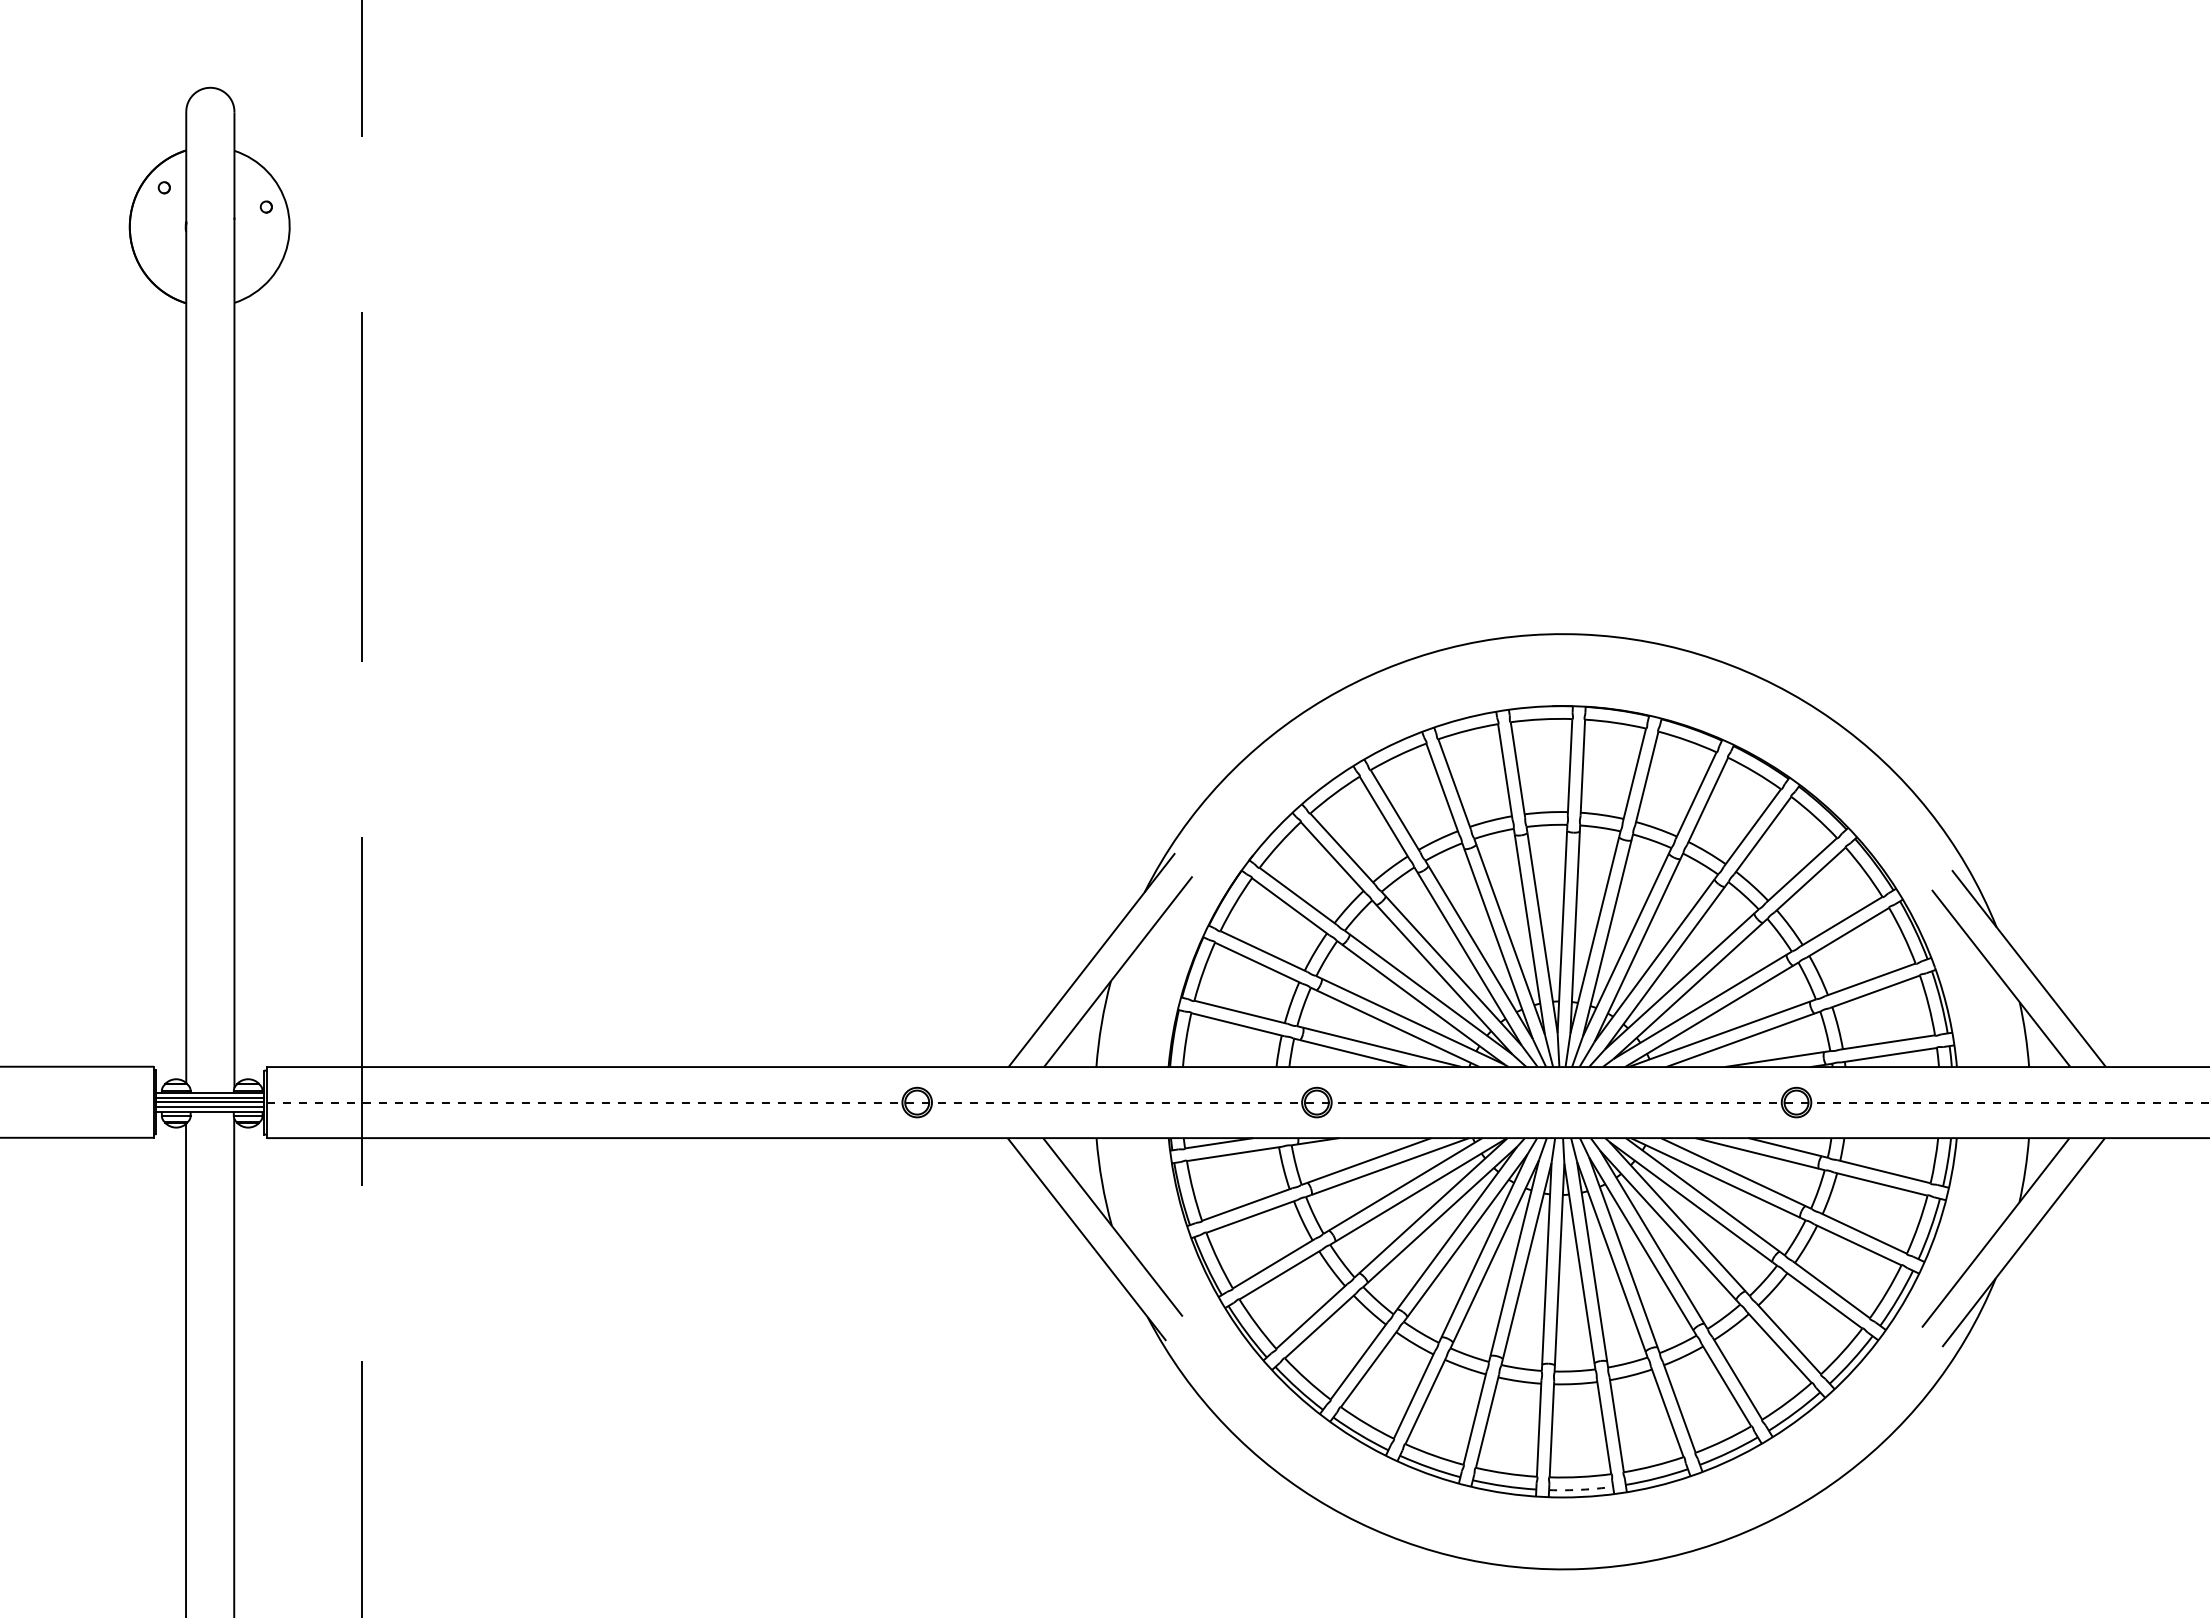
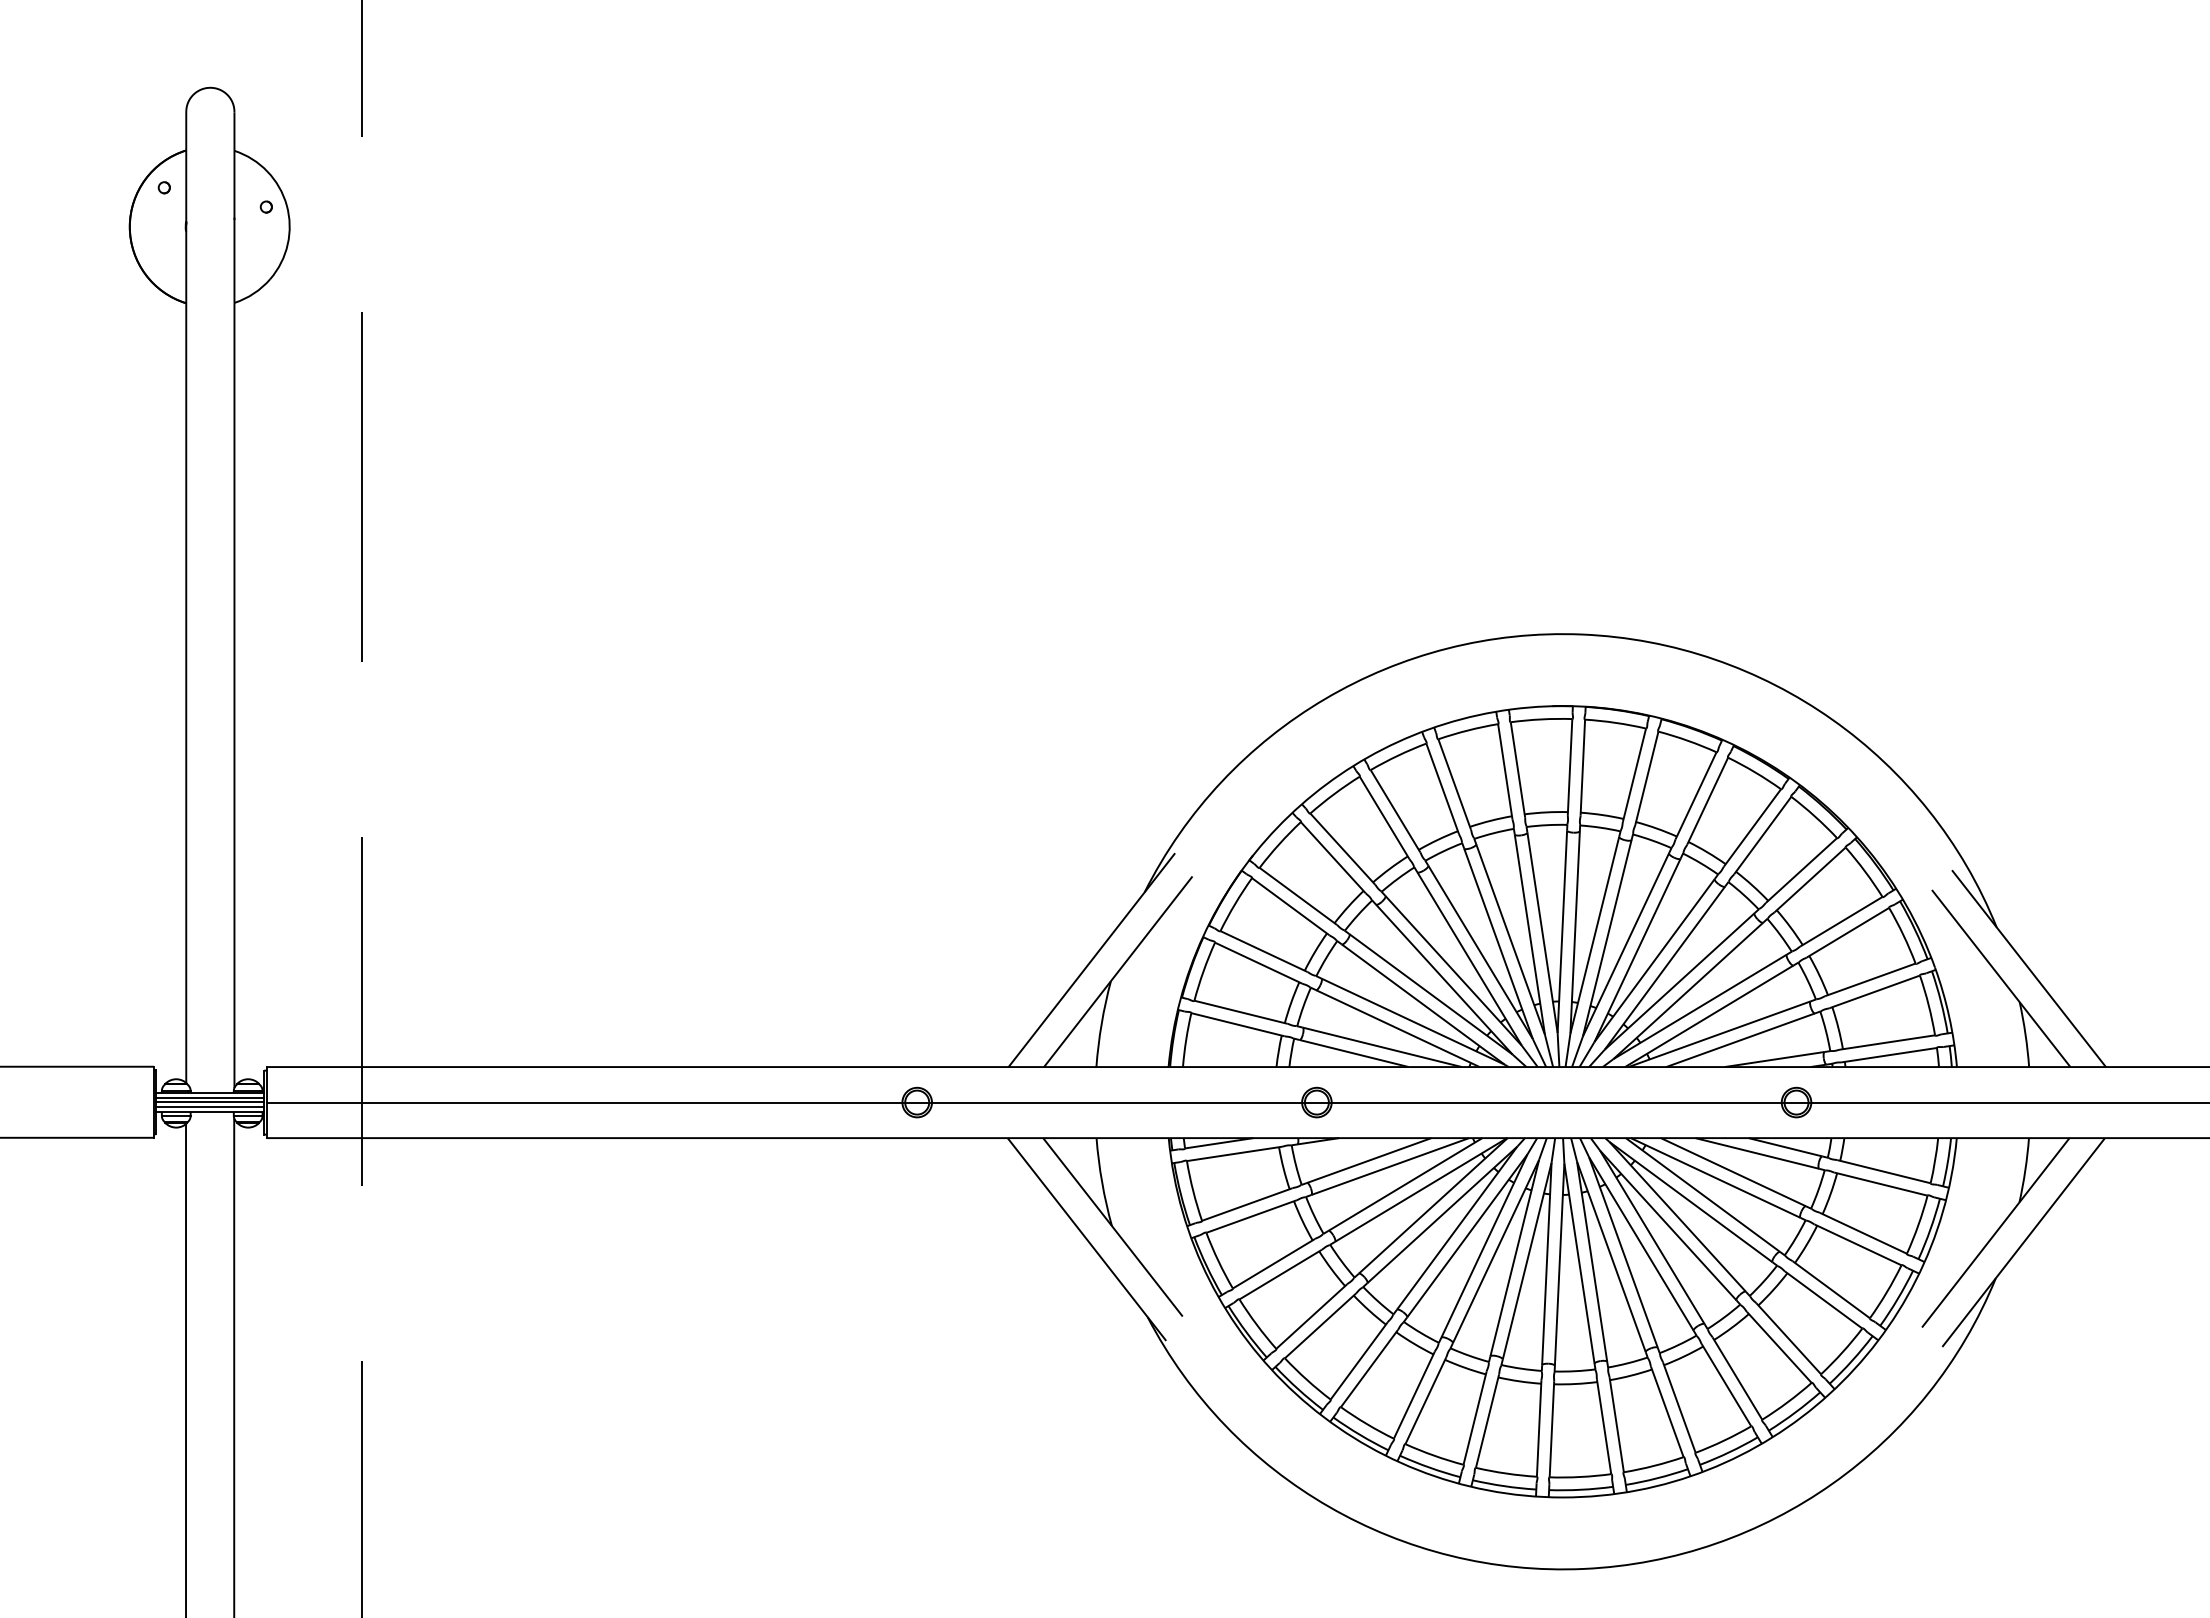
line: dashed -> solid (1238, 1102)
arc: dashed -> solid (1581, 1489)
